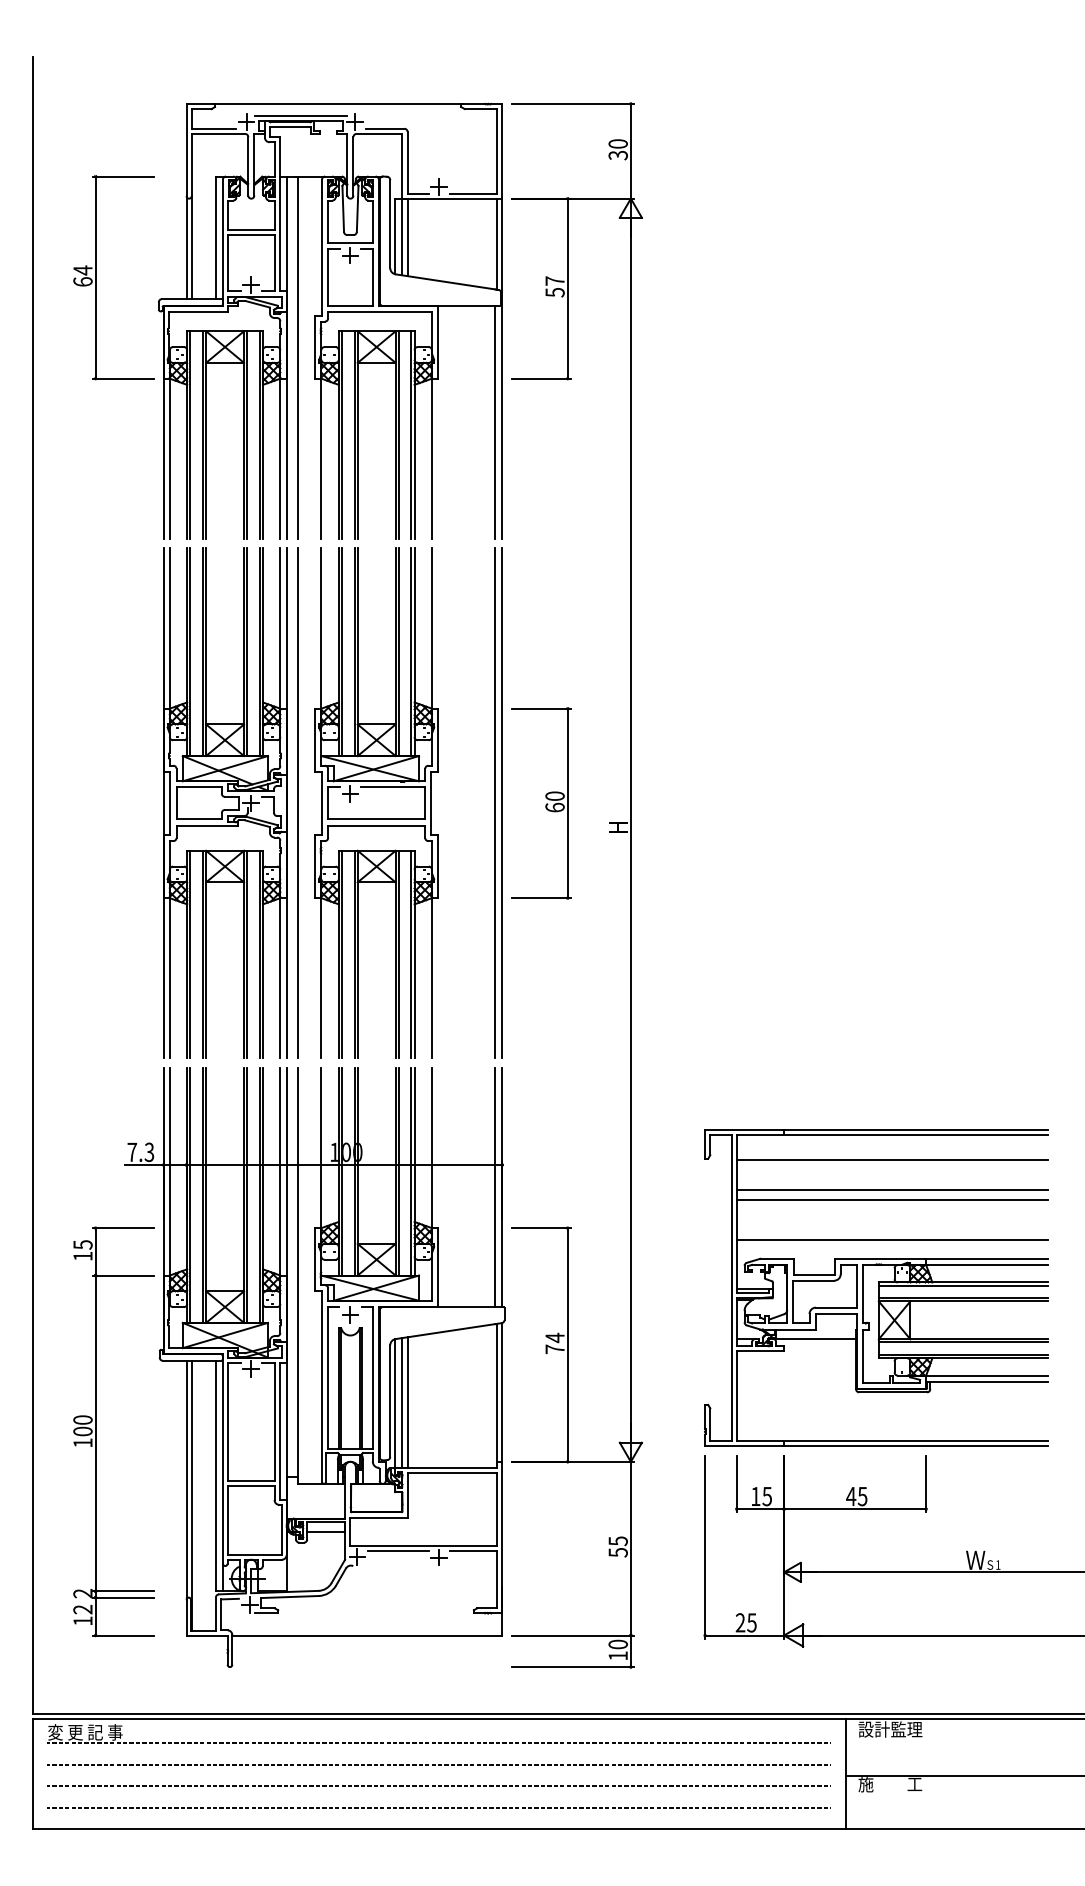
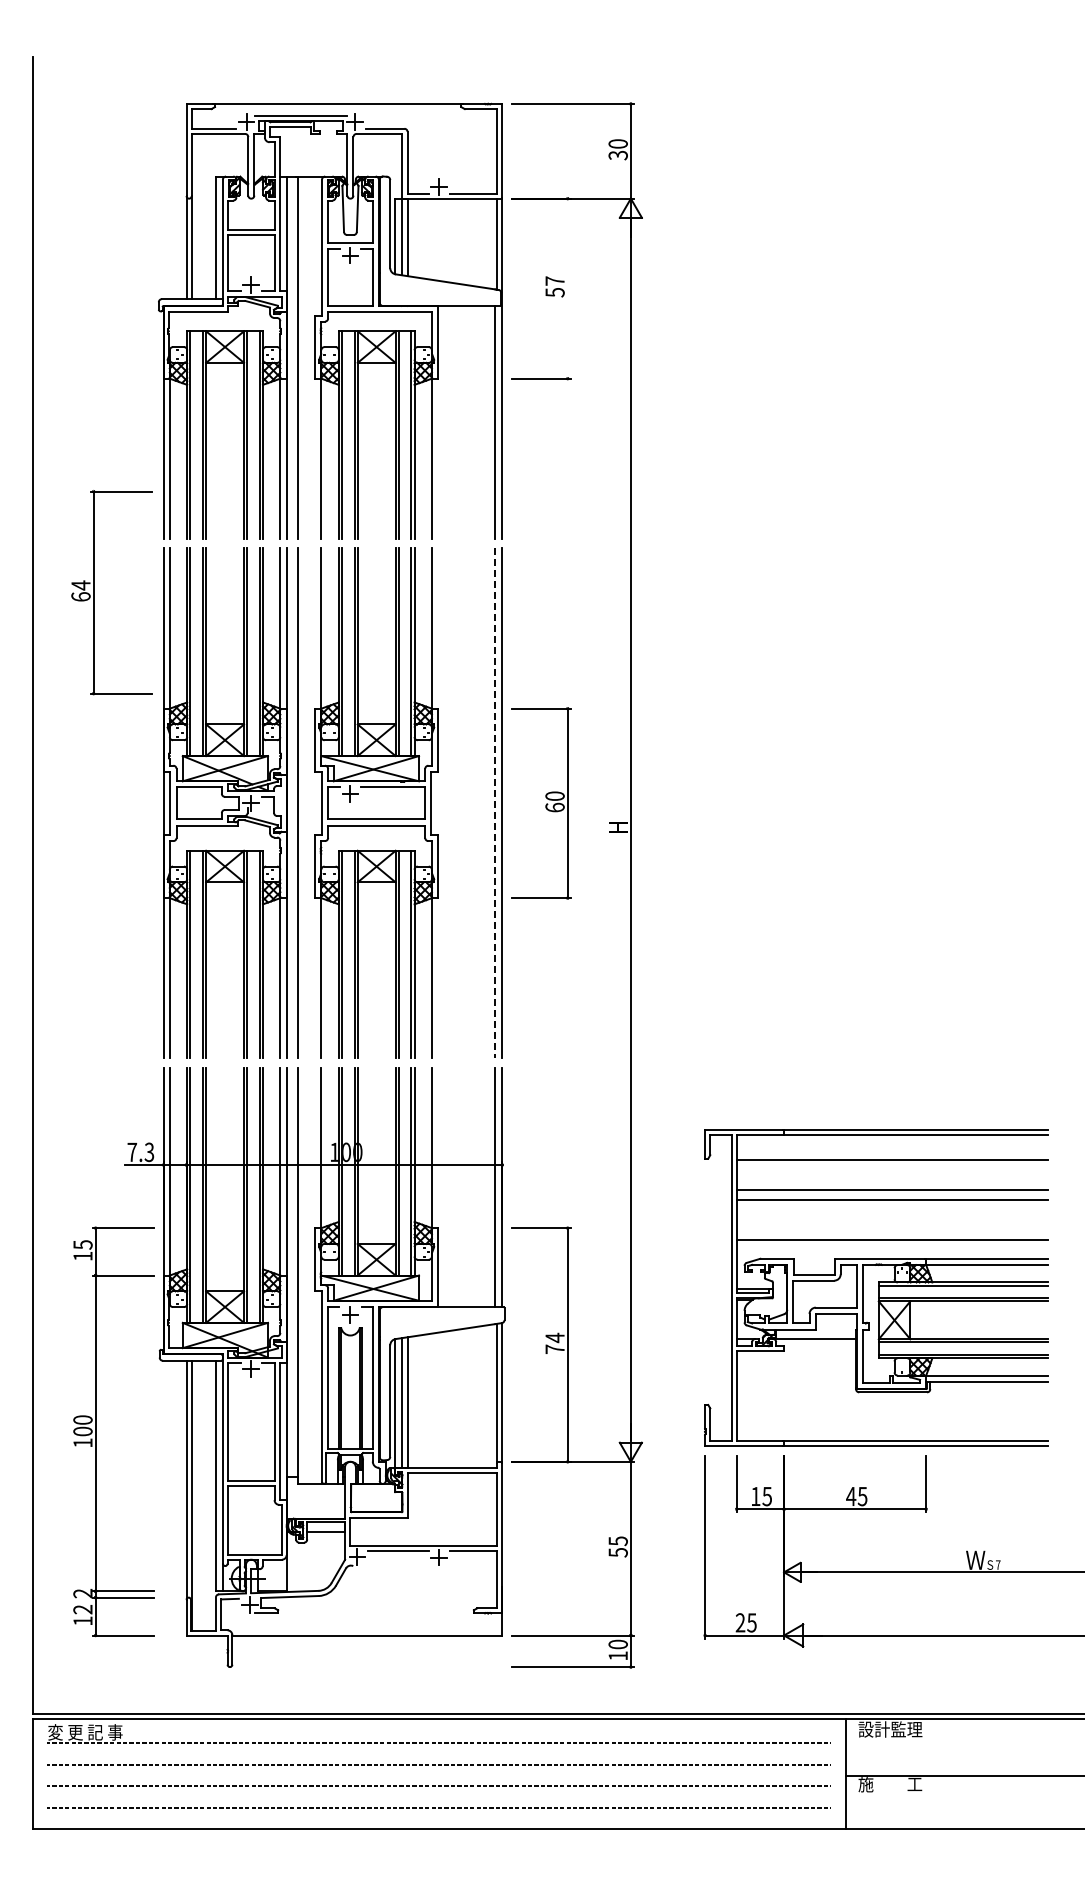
part position: (96, 277) -> (94, 592) (94, 592)
line: present -> none (567, 288)
line: solid -> dashed (495, 803)
text: 1 -> 7 (998, 1564)
